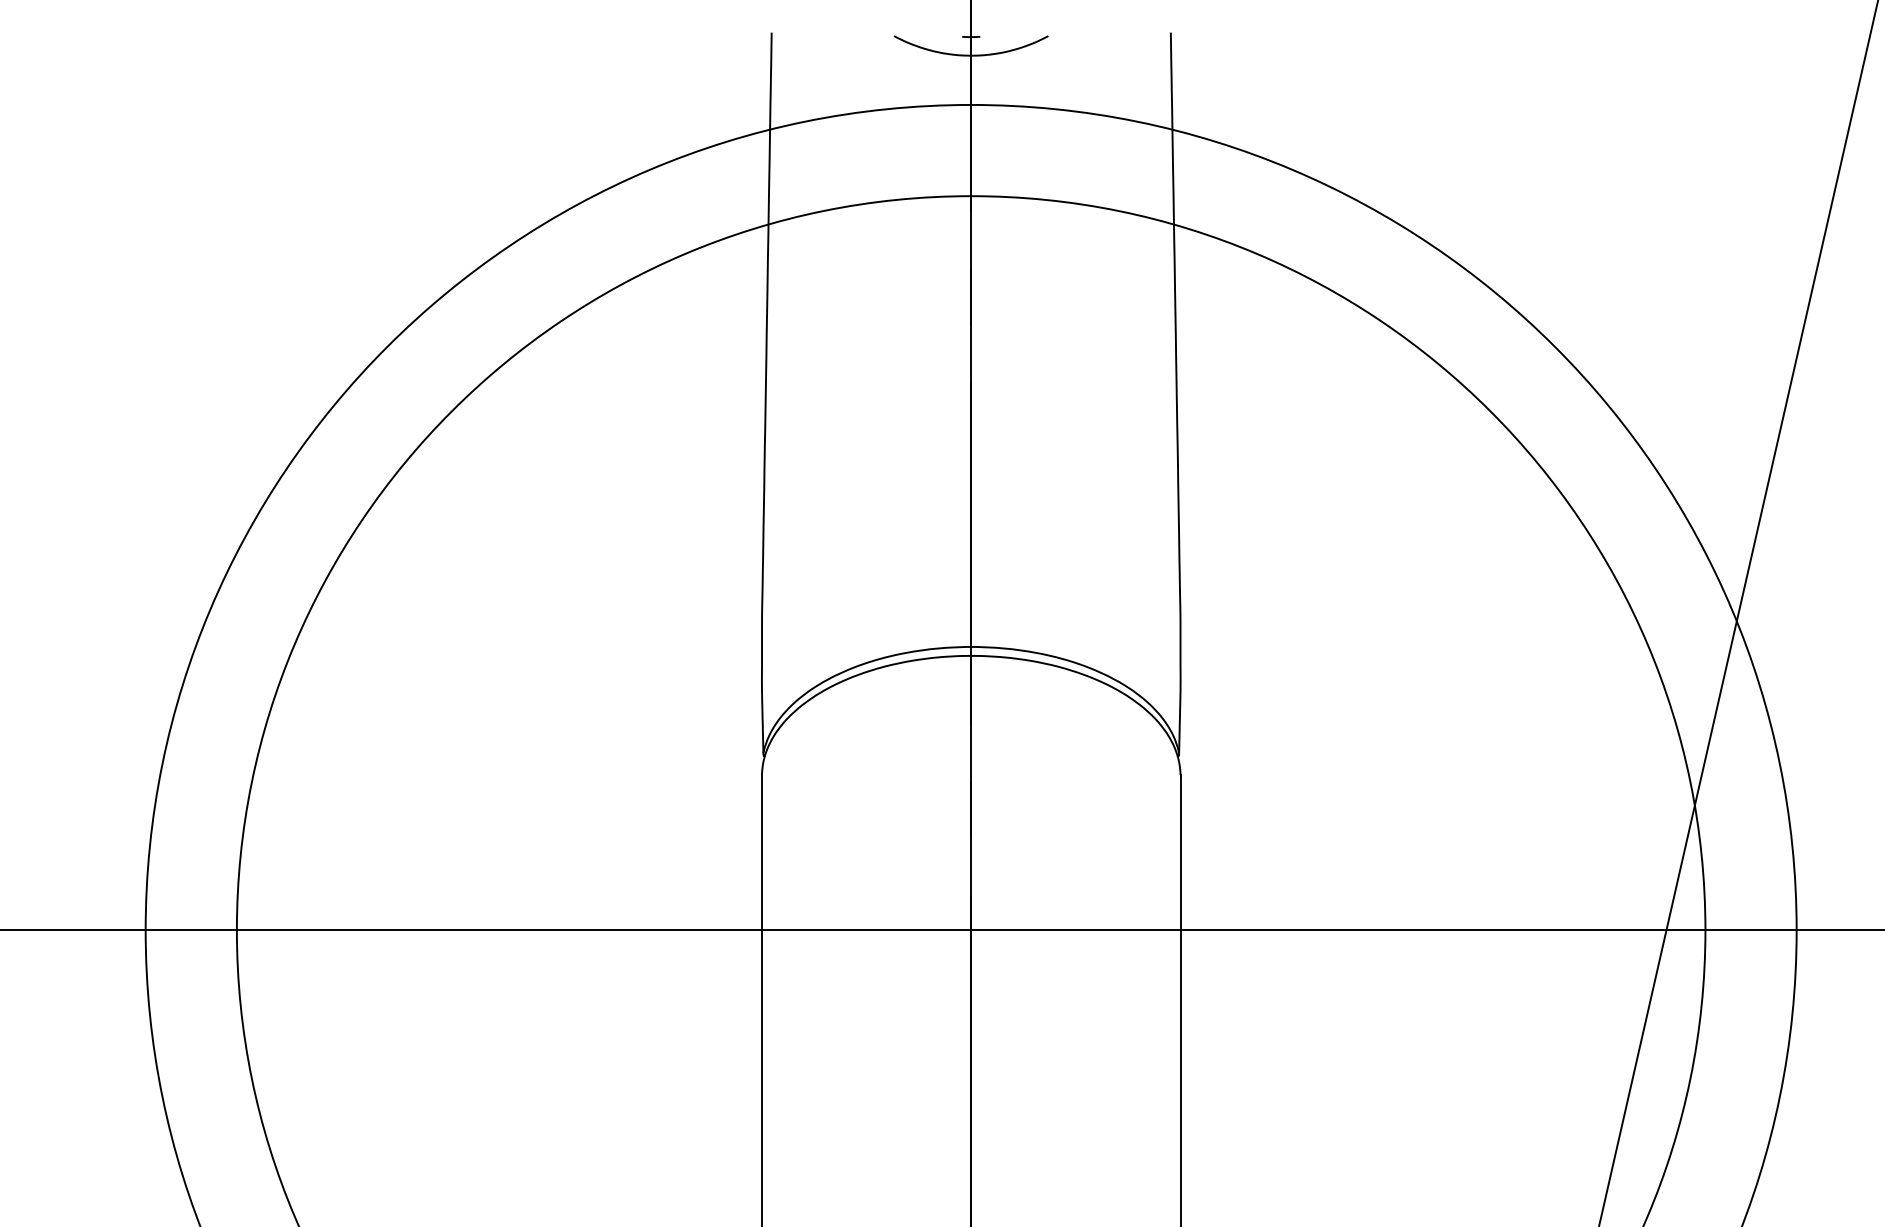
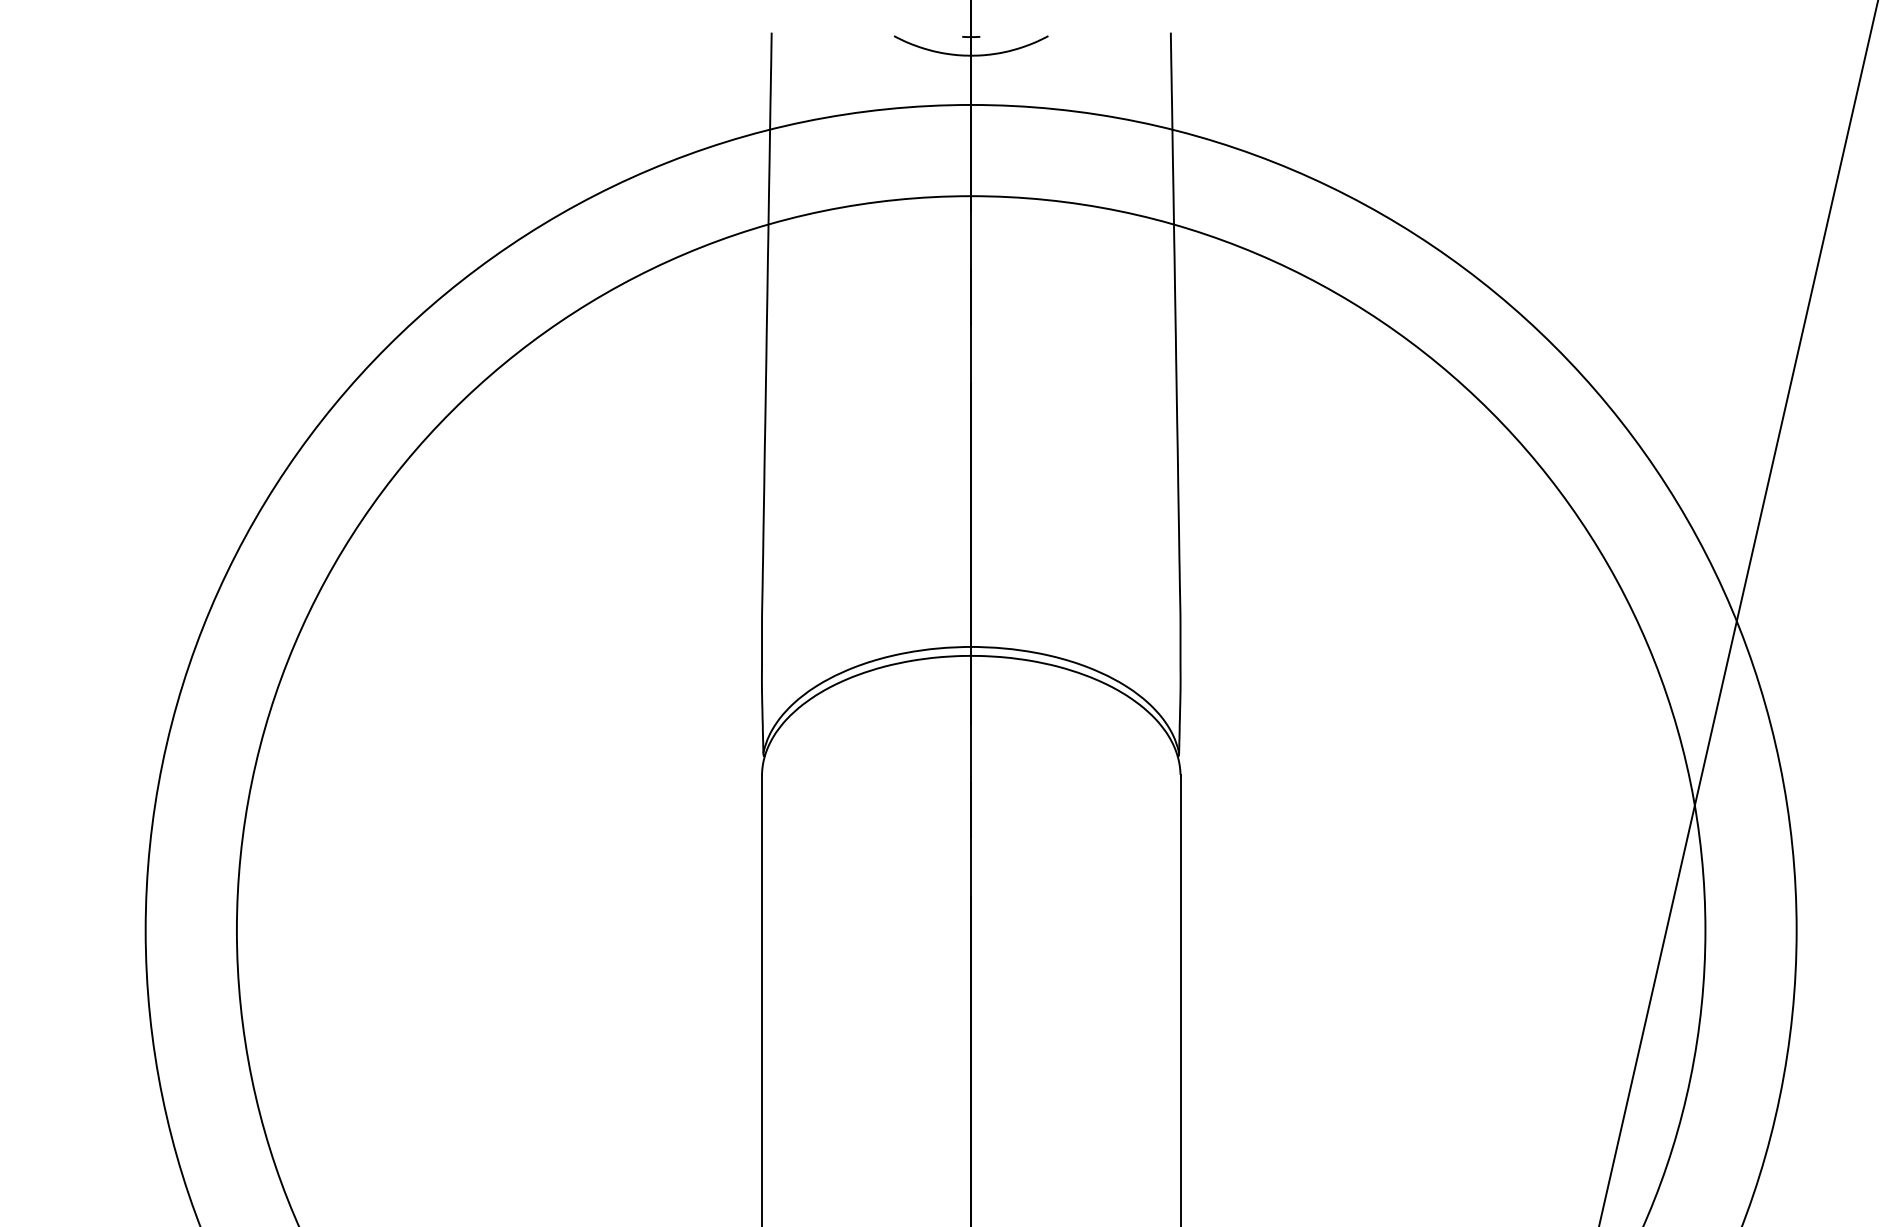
line: present -> none (941, 930)
